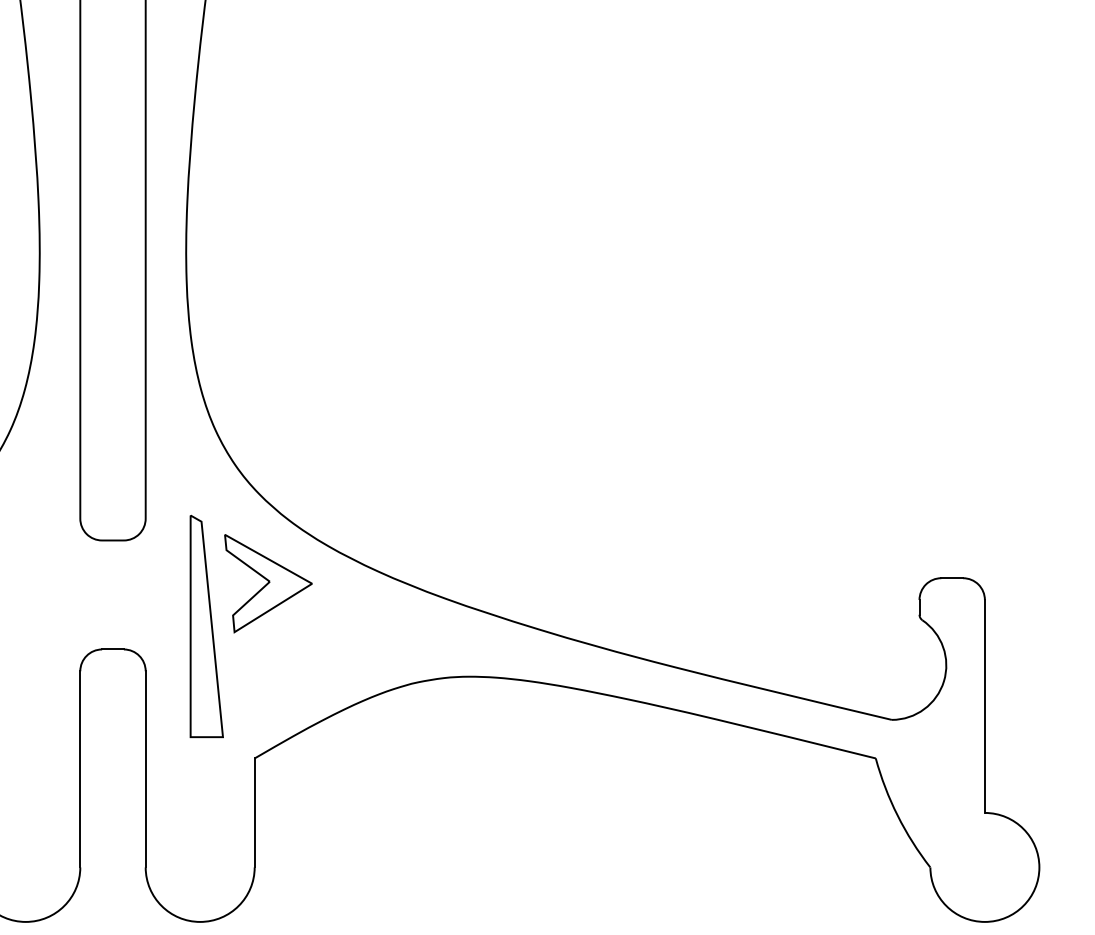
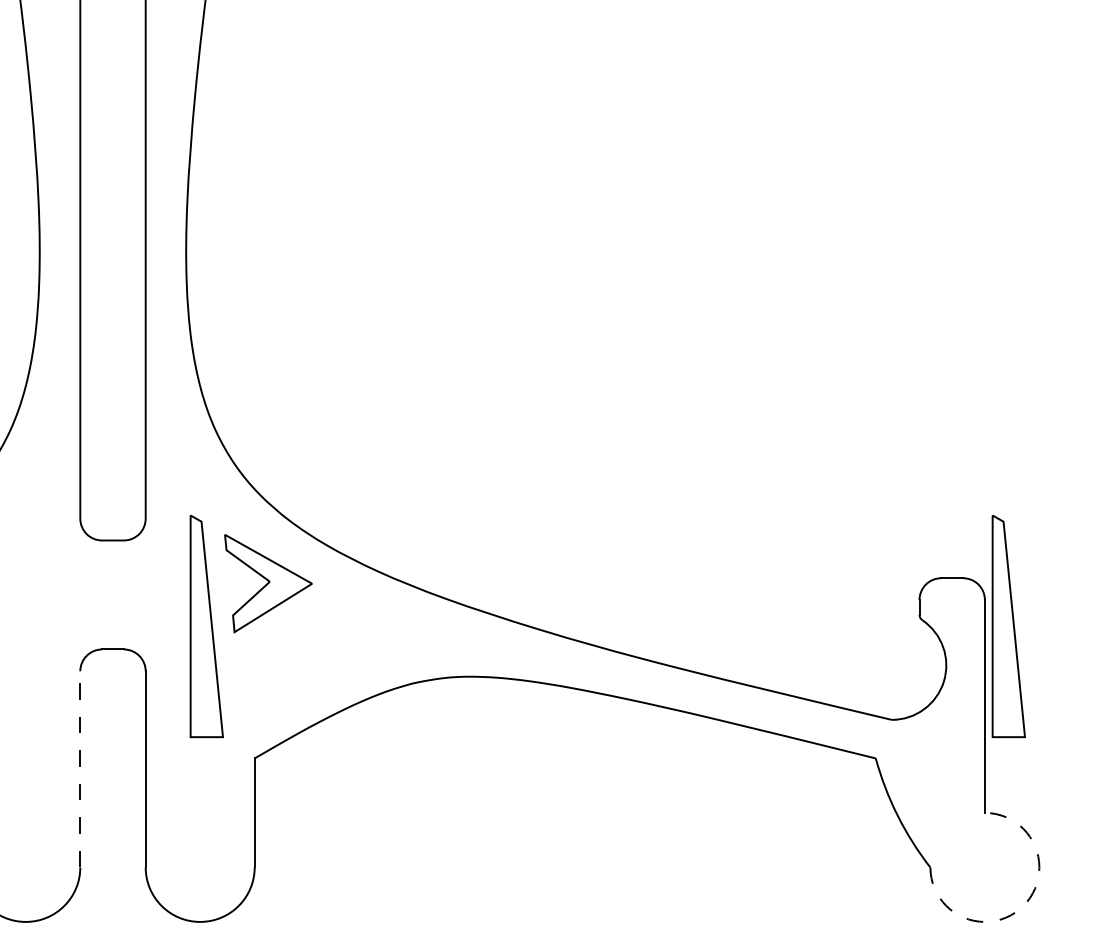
part: none -> present (1008, 626)
line: solid -> dashed (80, 768)
arc: solid -> dashed (1023, 905)
